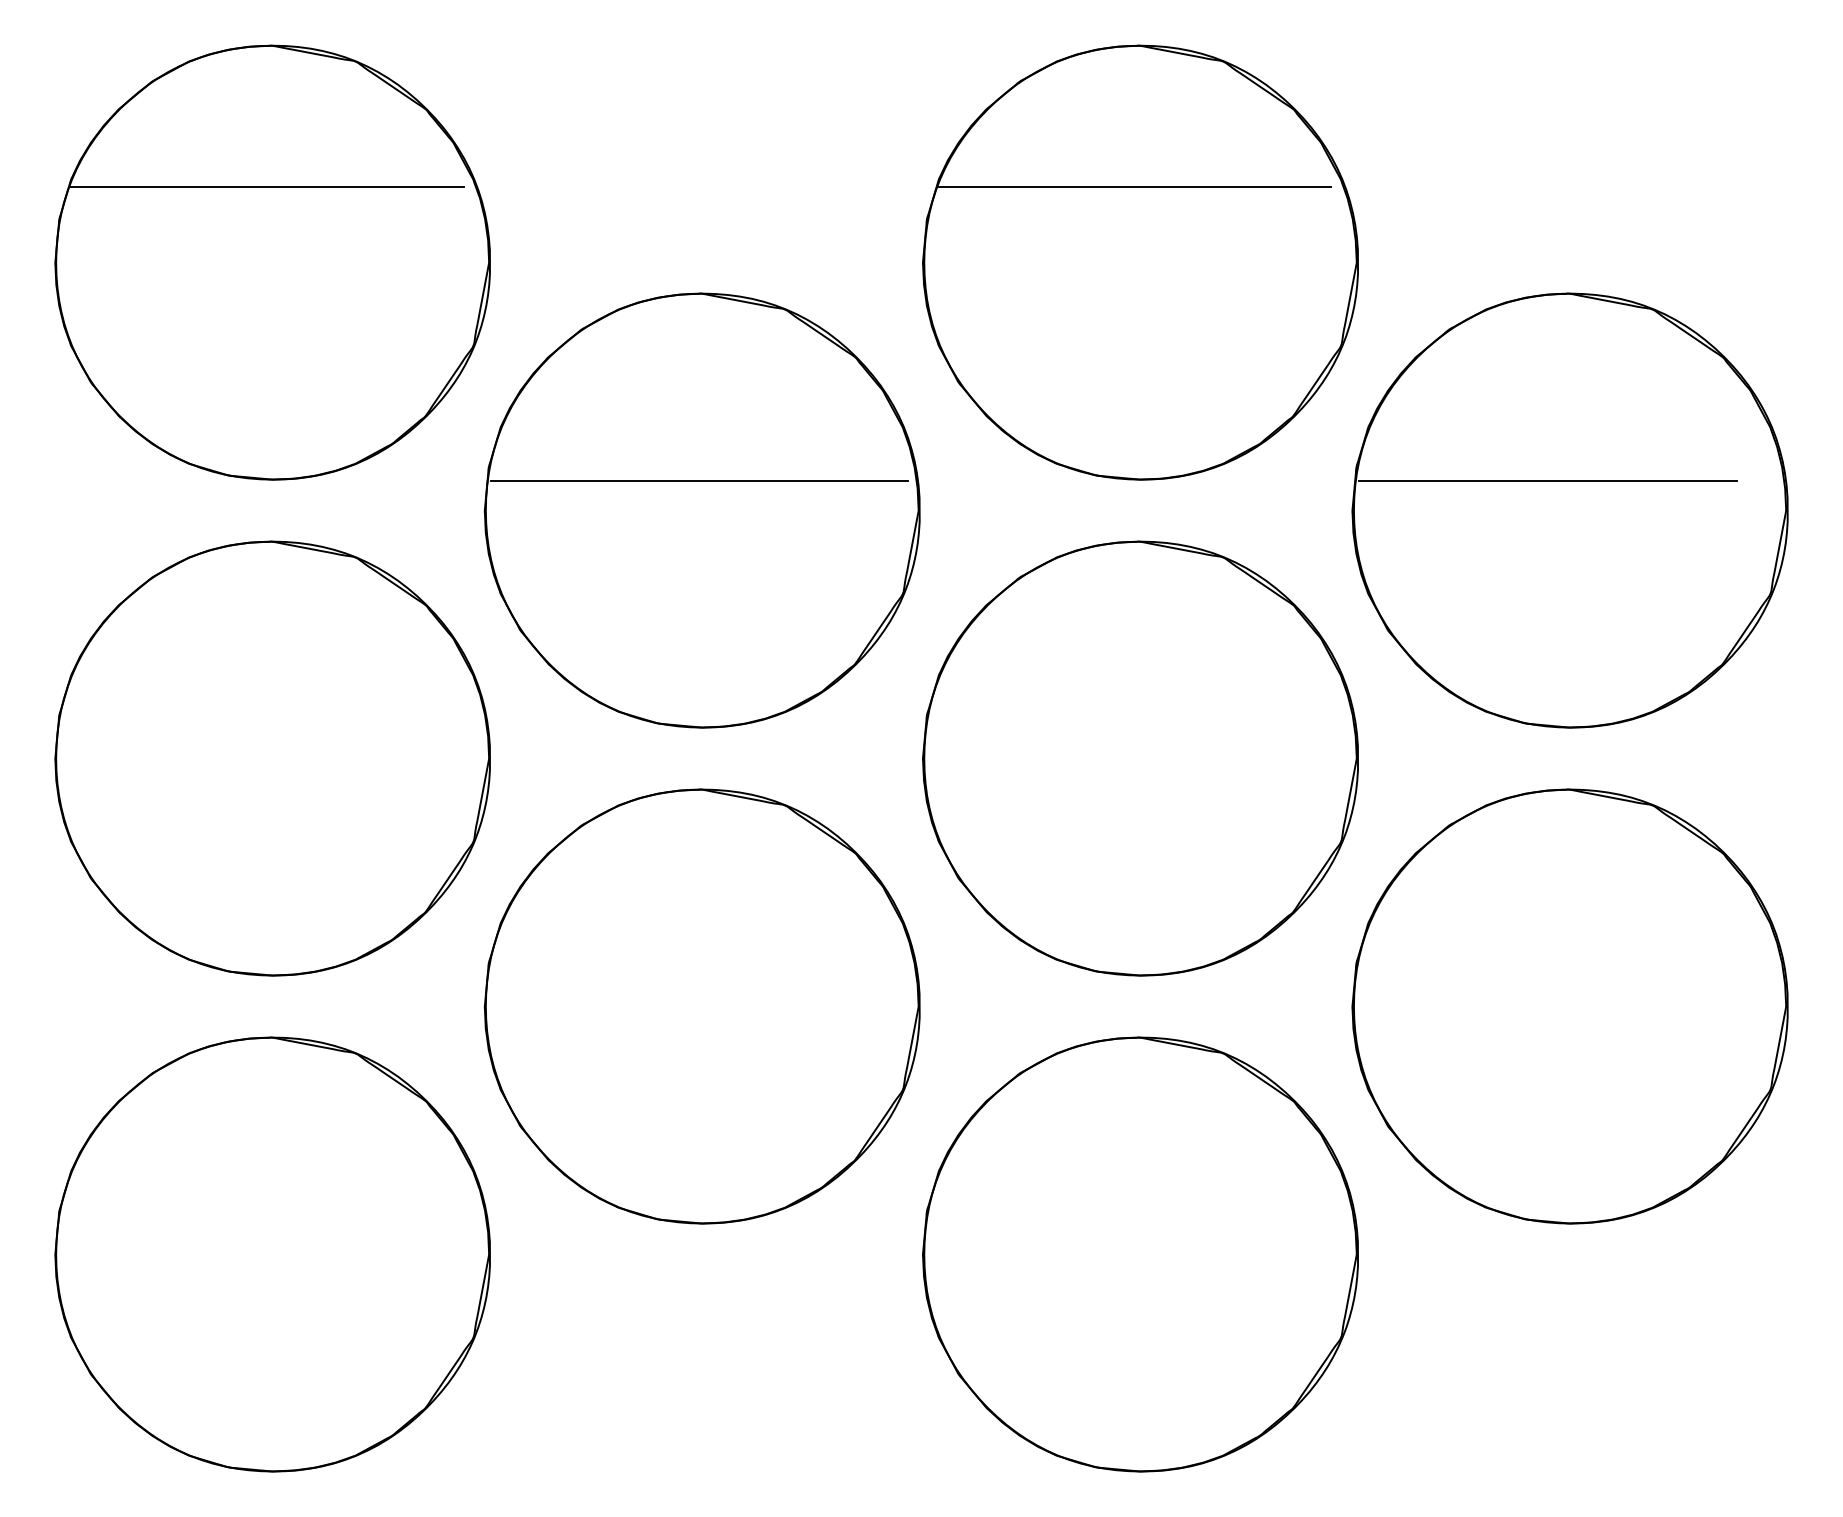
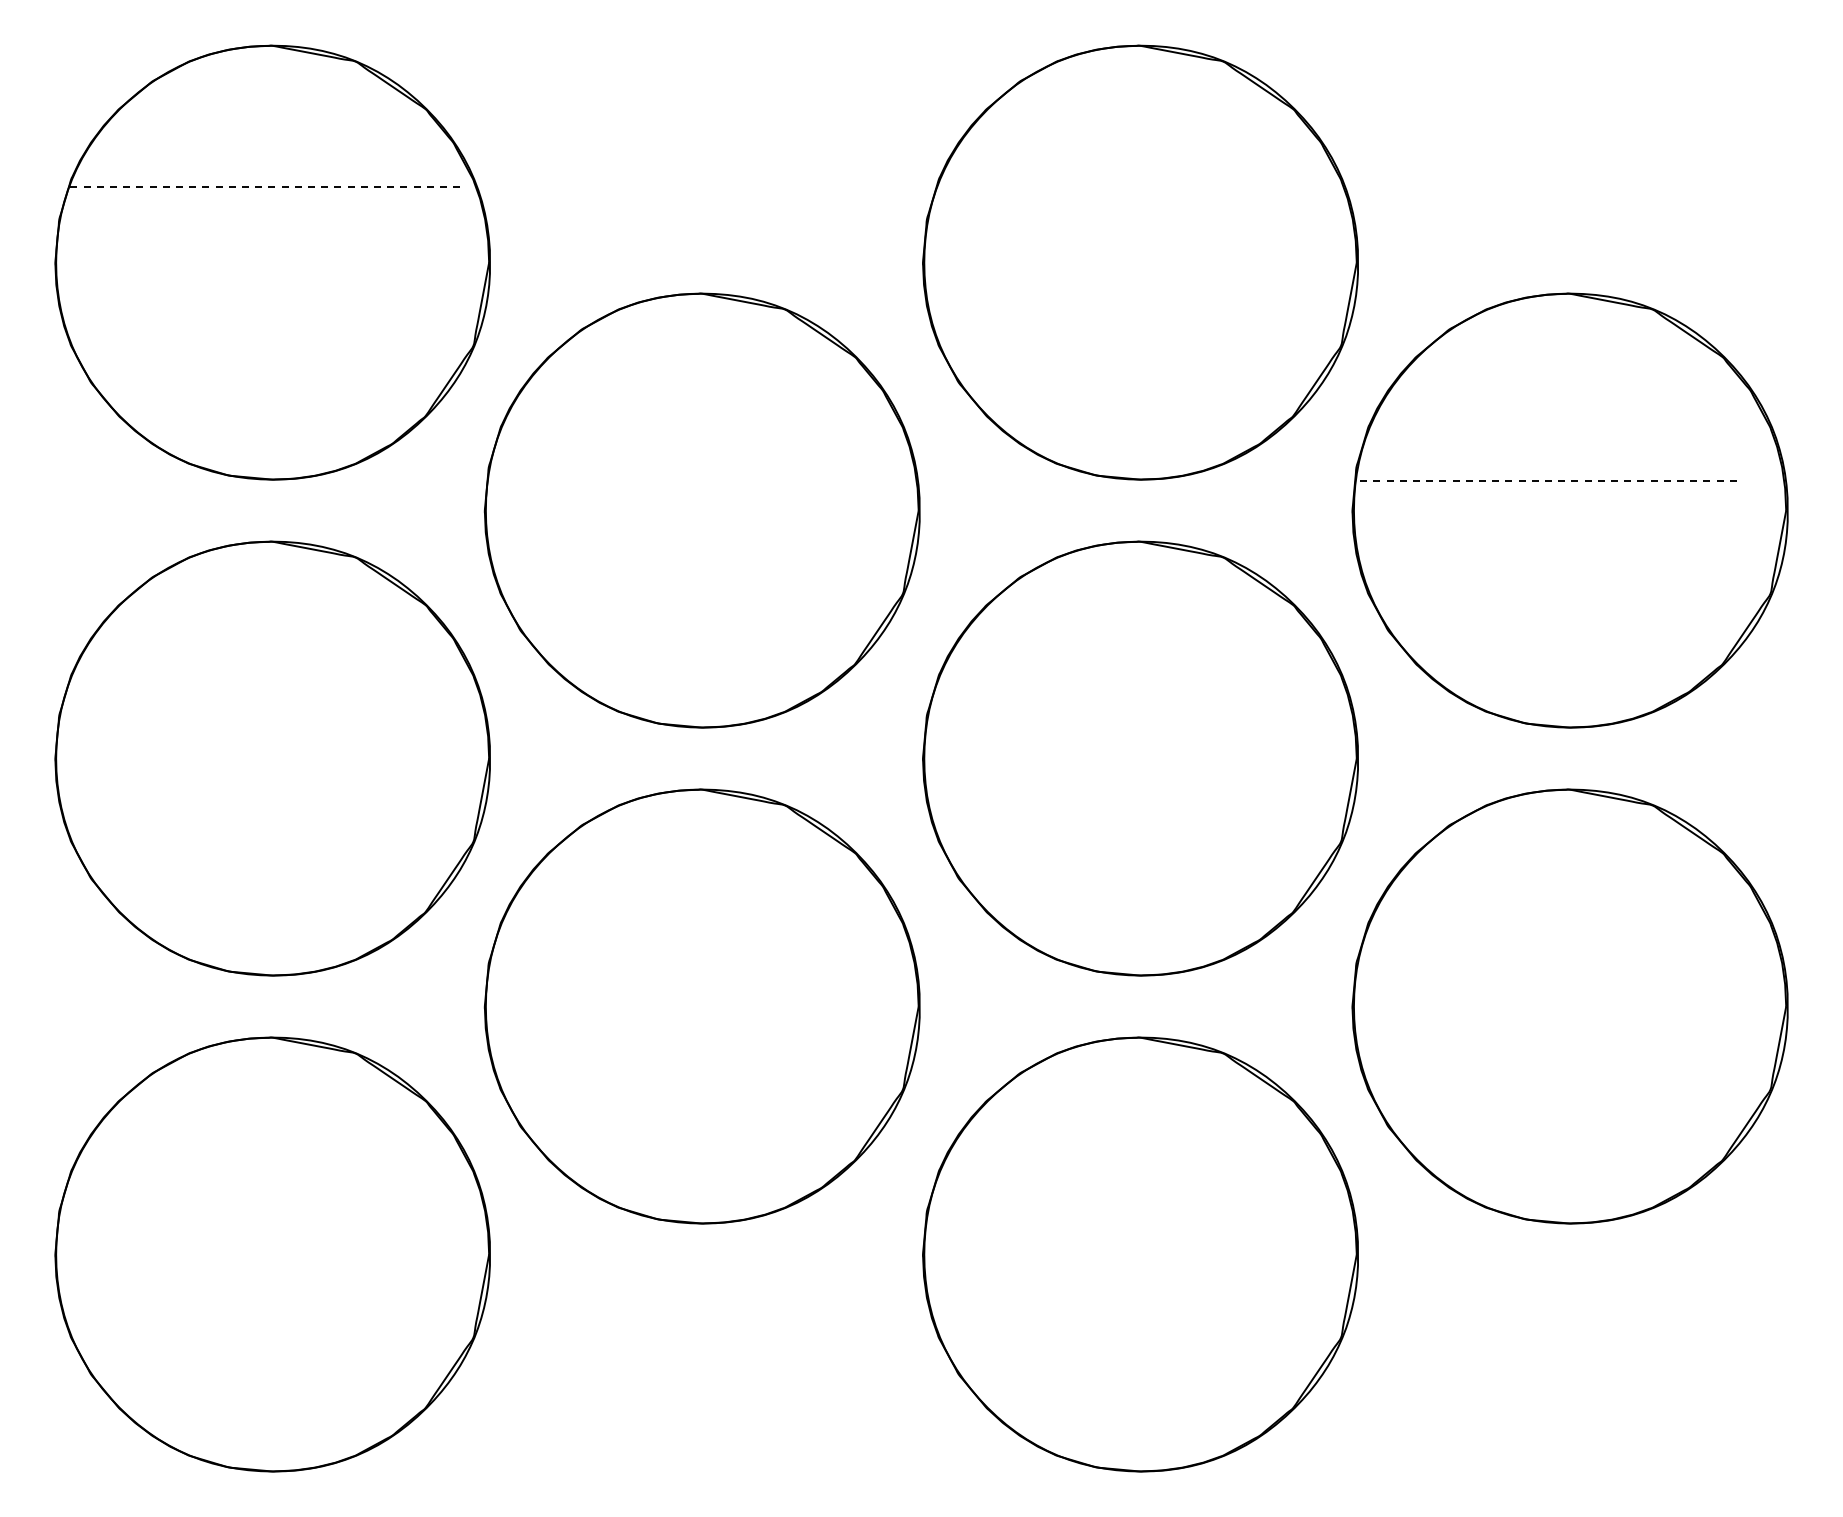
line: solid -> dashed (267, 186)
line: present -> none (1134, 186)
line: present -> none (699, 481)
line: solid -> dashed (1547, 481)
